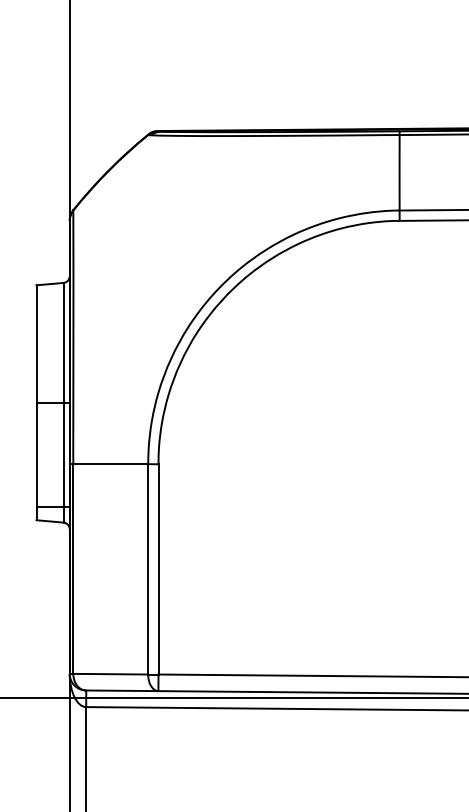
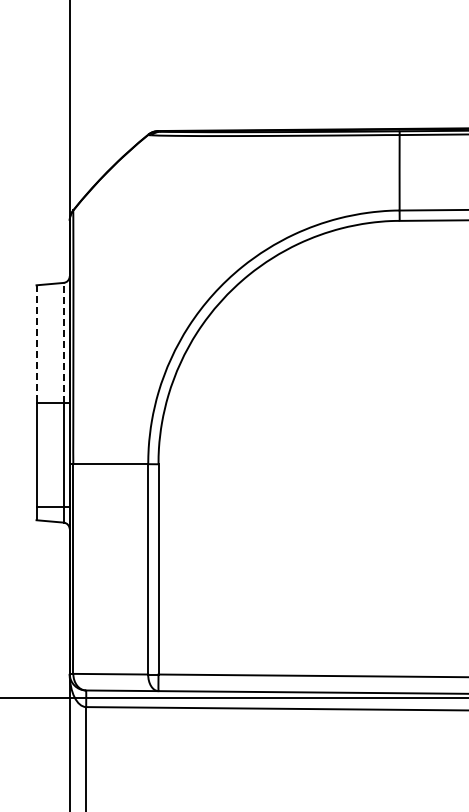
line: solid -> dashed (63, 342)
line: solid -> dashed (36, 344)
